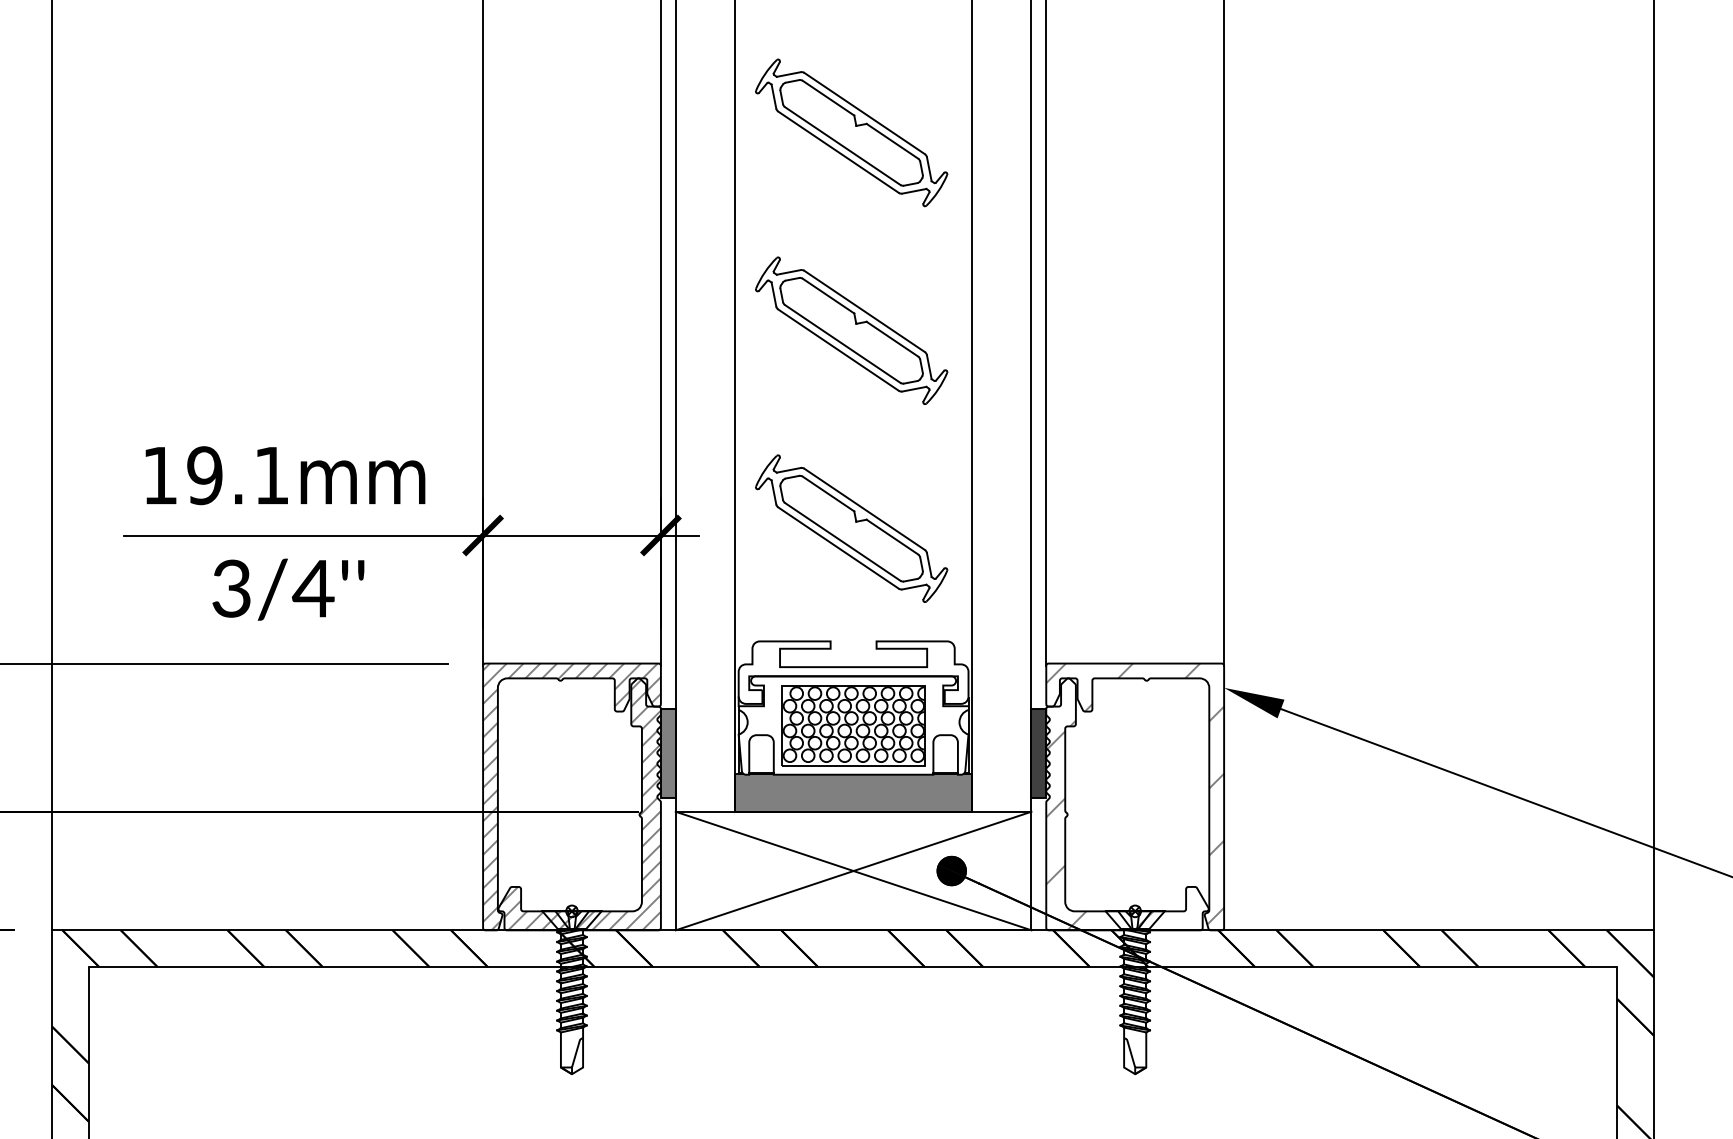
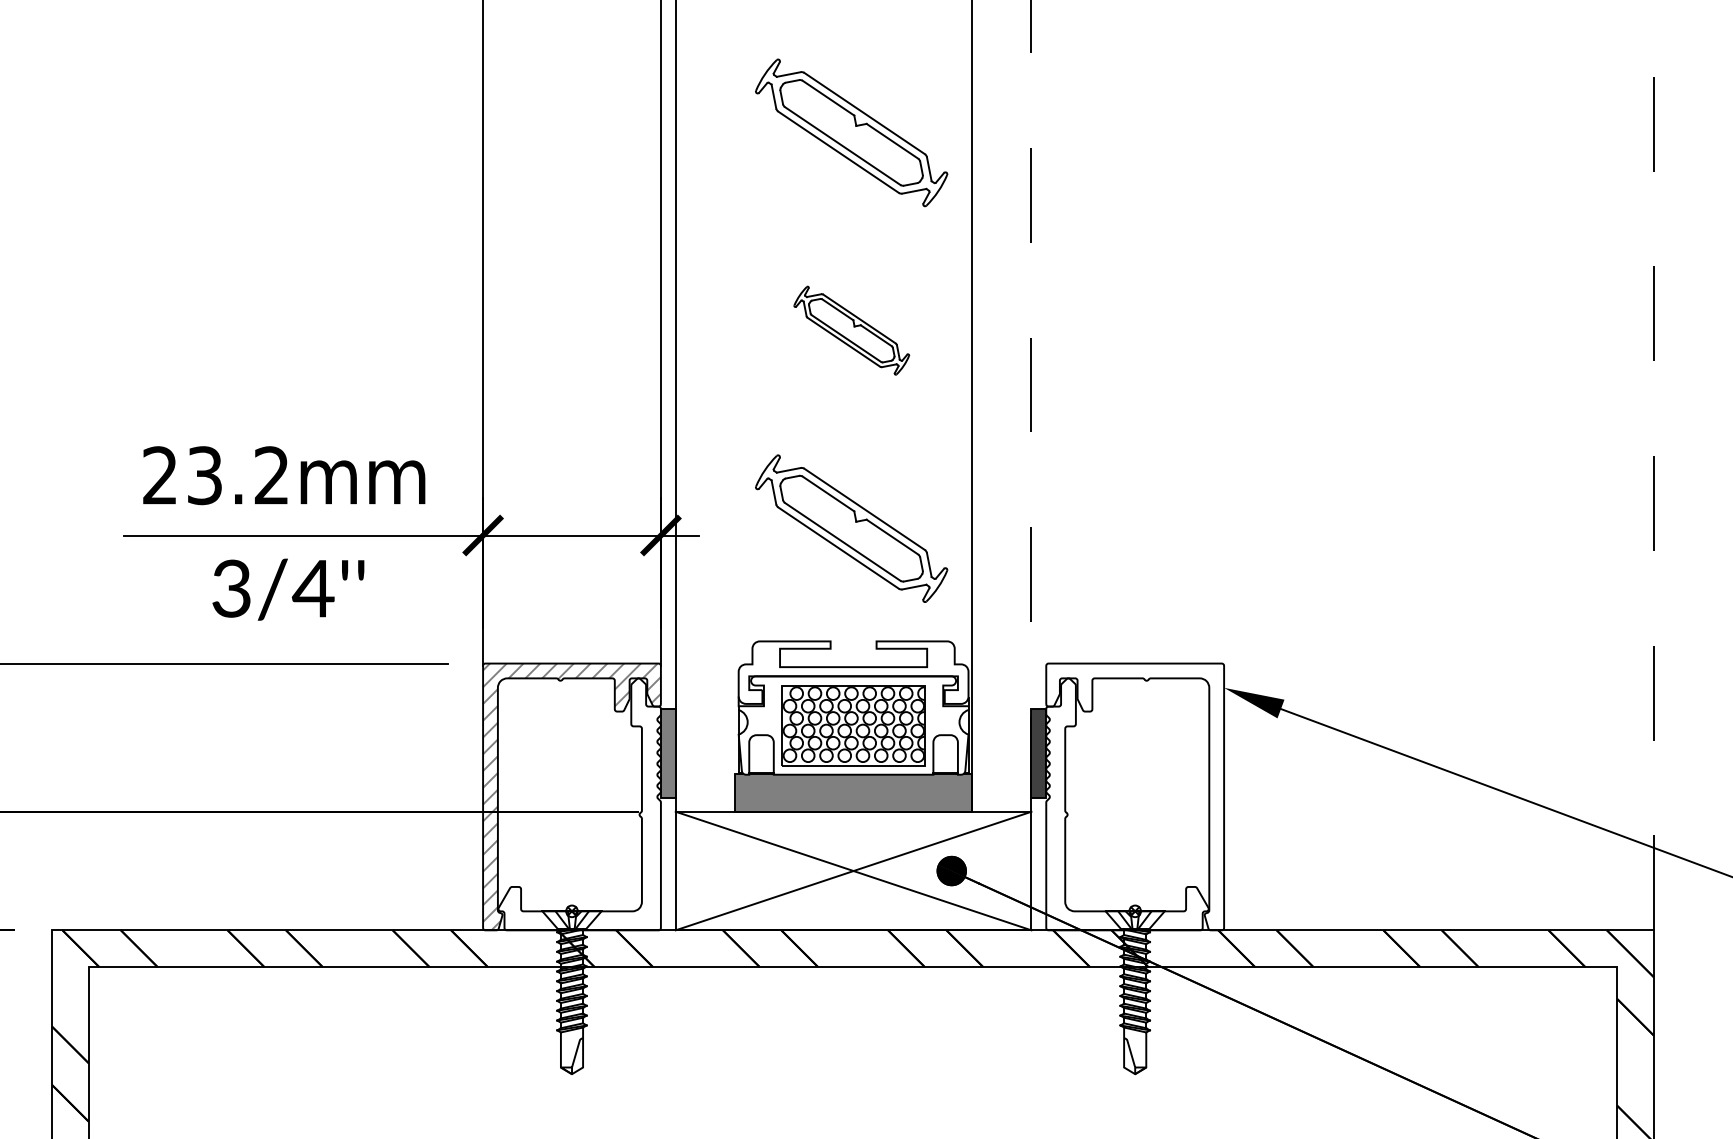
part size: 194x149 px -> 118x91 px (851, 330)
line: present -> none (1046, 333)
line: present -> none (1224, 333)
line: solid -> dashed (1031, 405)
line: present -> none (735, 406)
line: solid -> dashed (1654, 465)
line: present -> none (51, 466)
text: 19.1mm -> 23.2mm (215, 475)
hatch: present -> none (1135, 793)
hatch: present -> none (580, 804)
hatch: present -> none (1099, 825)
